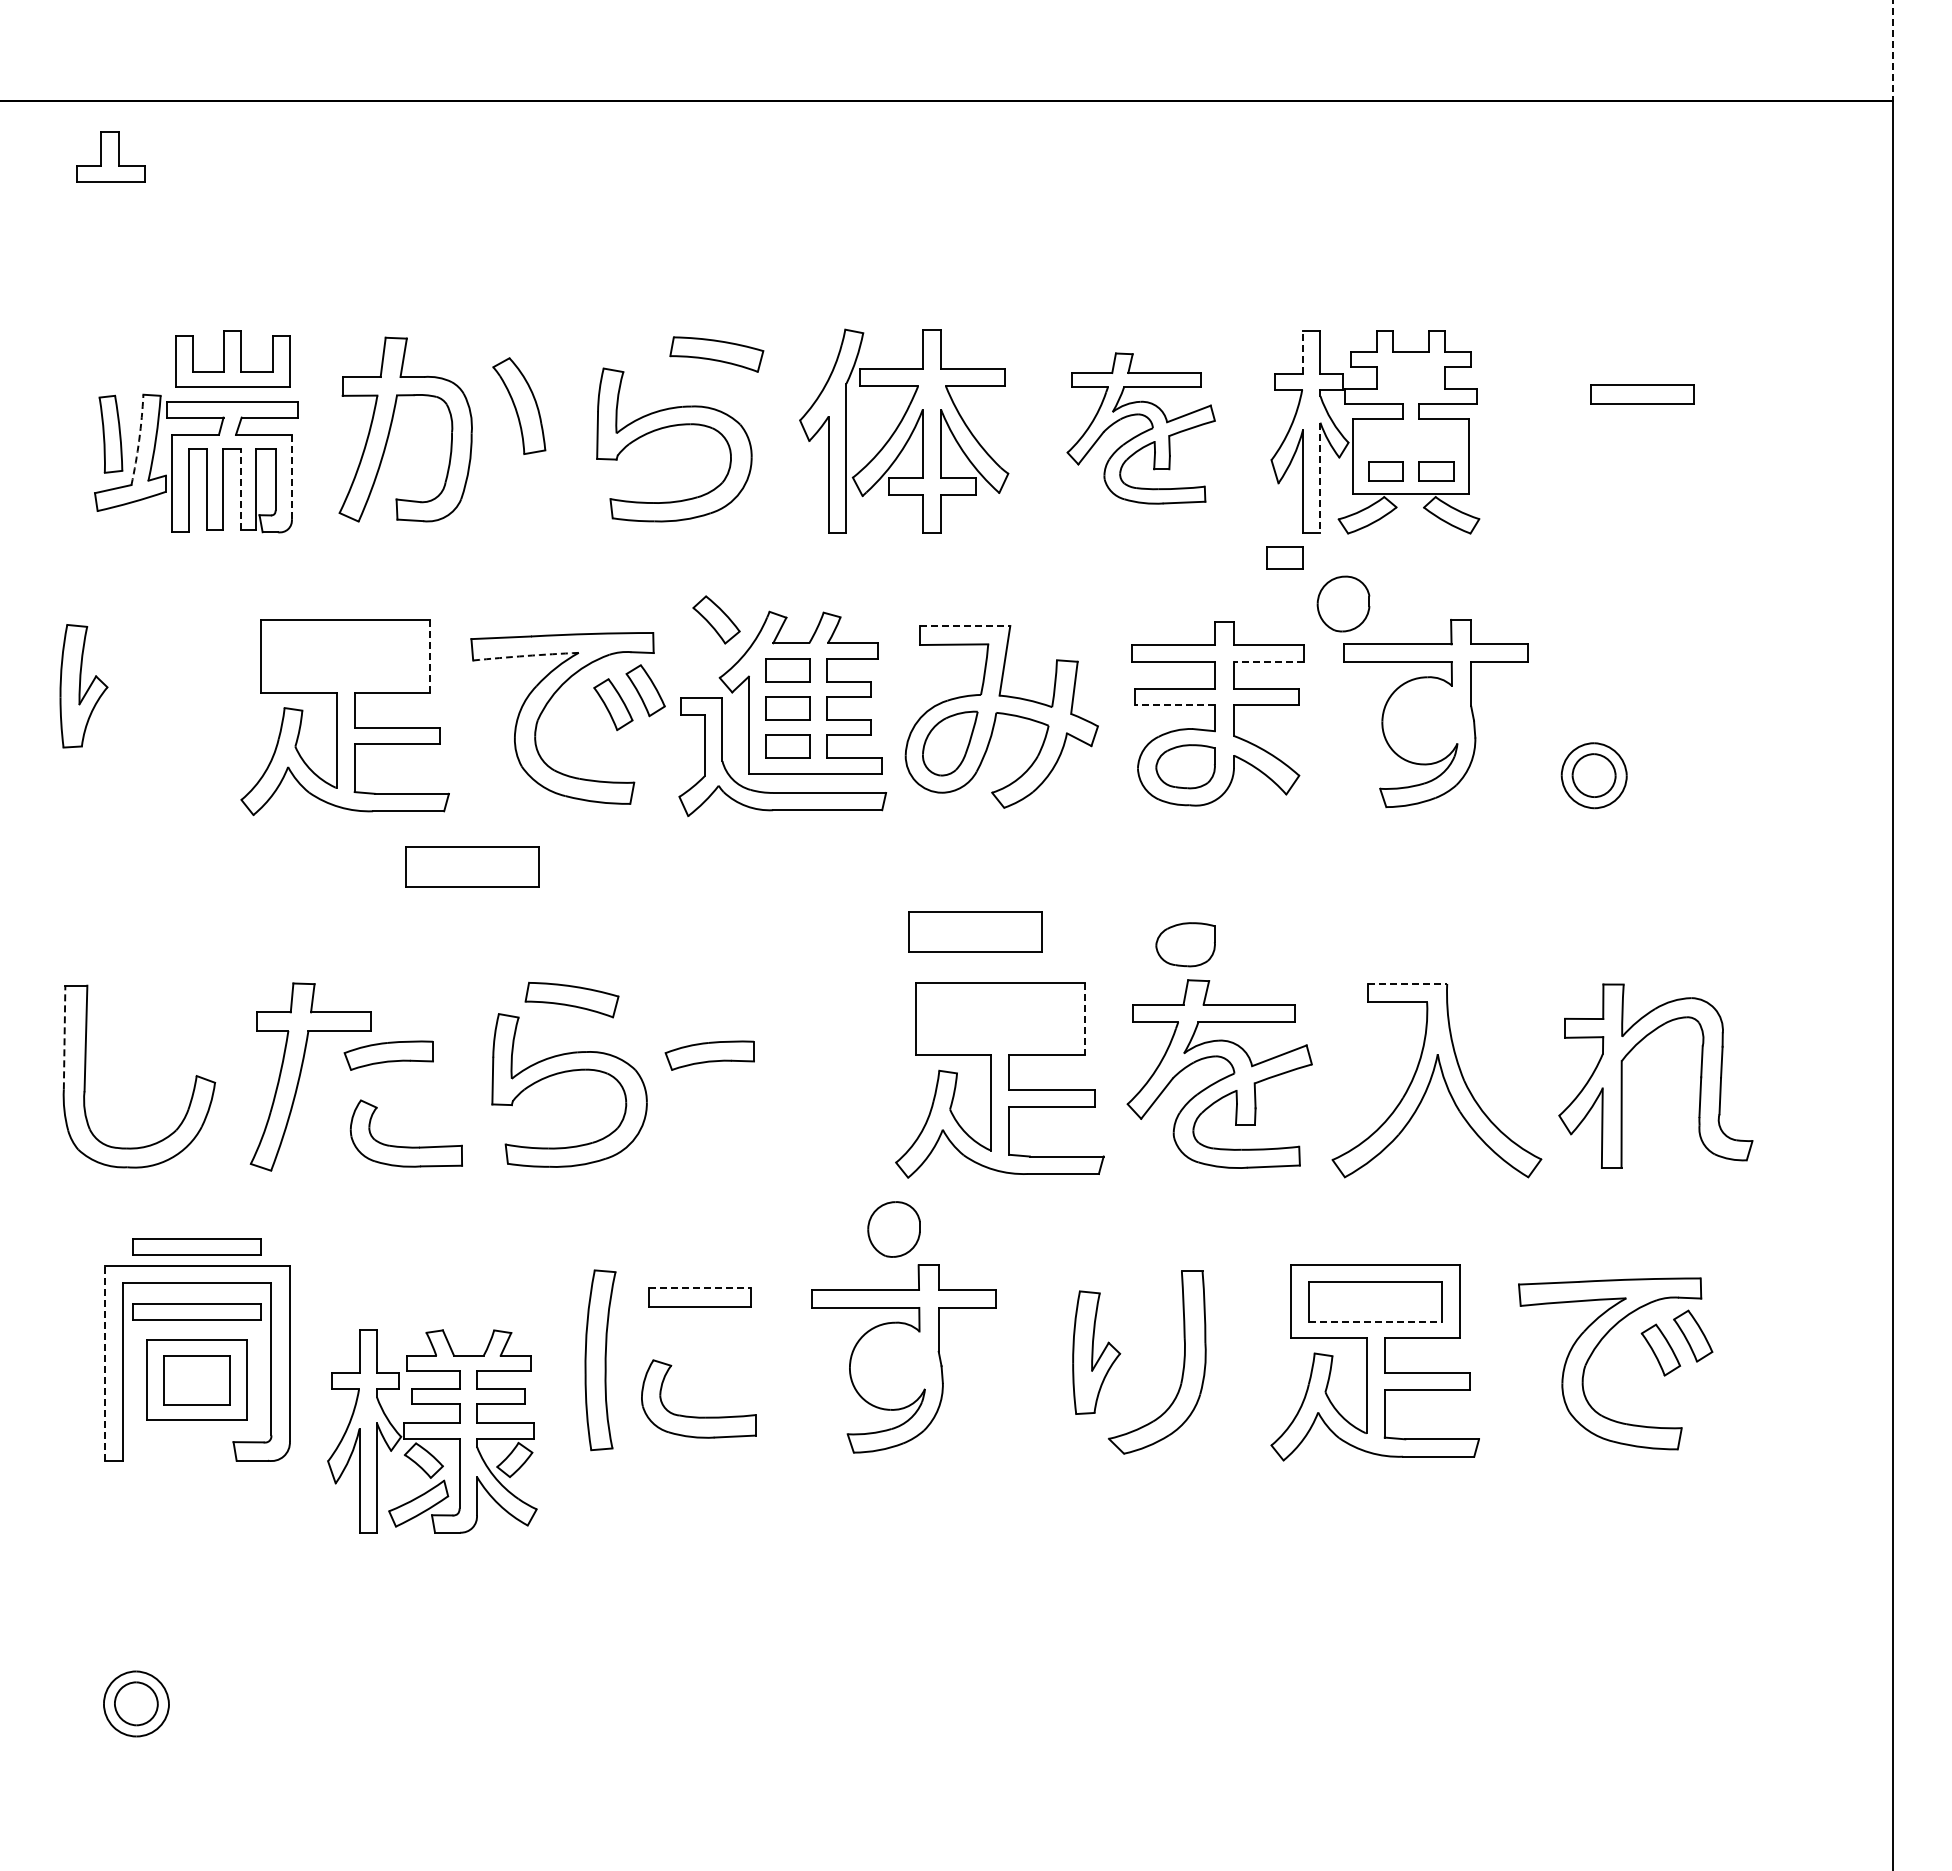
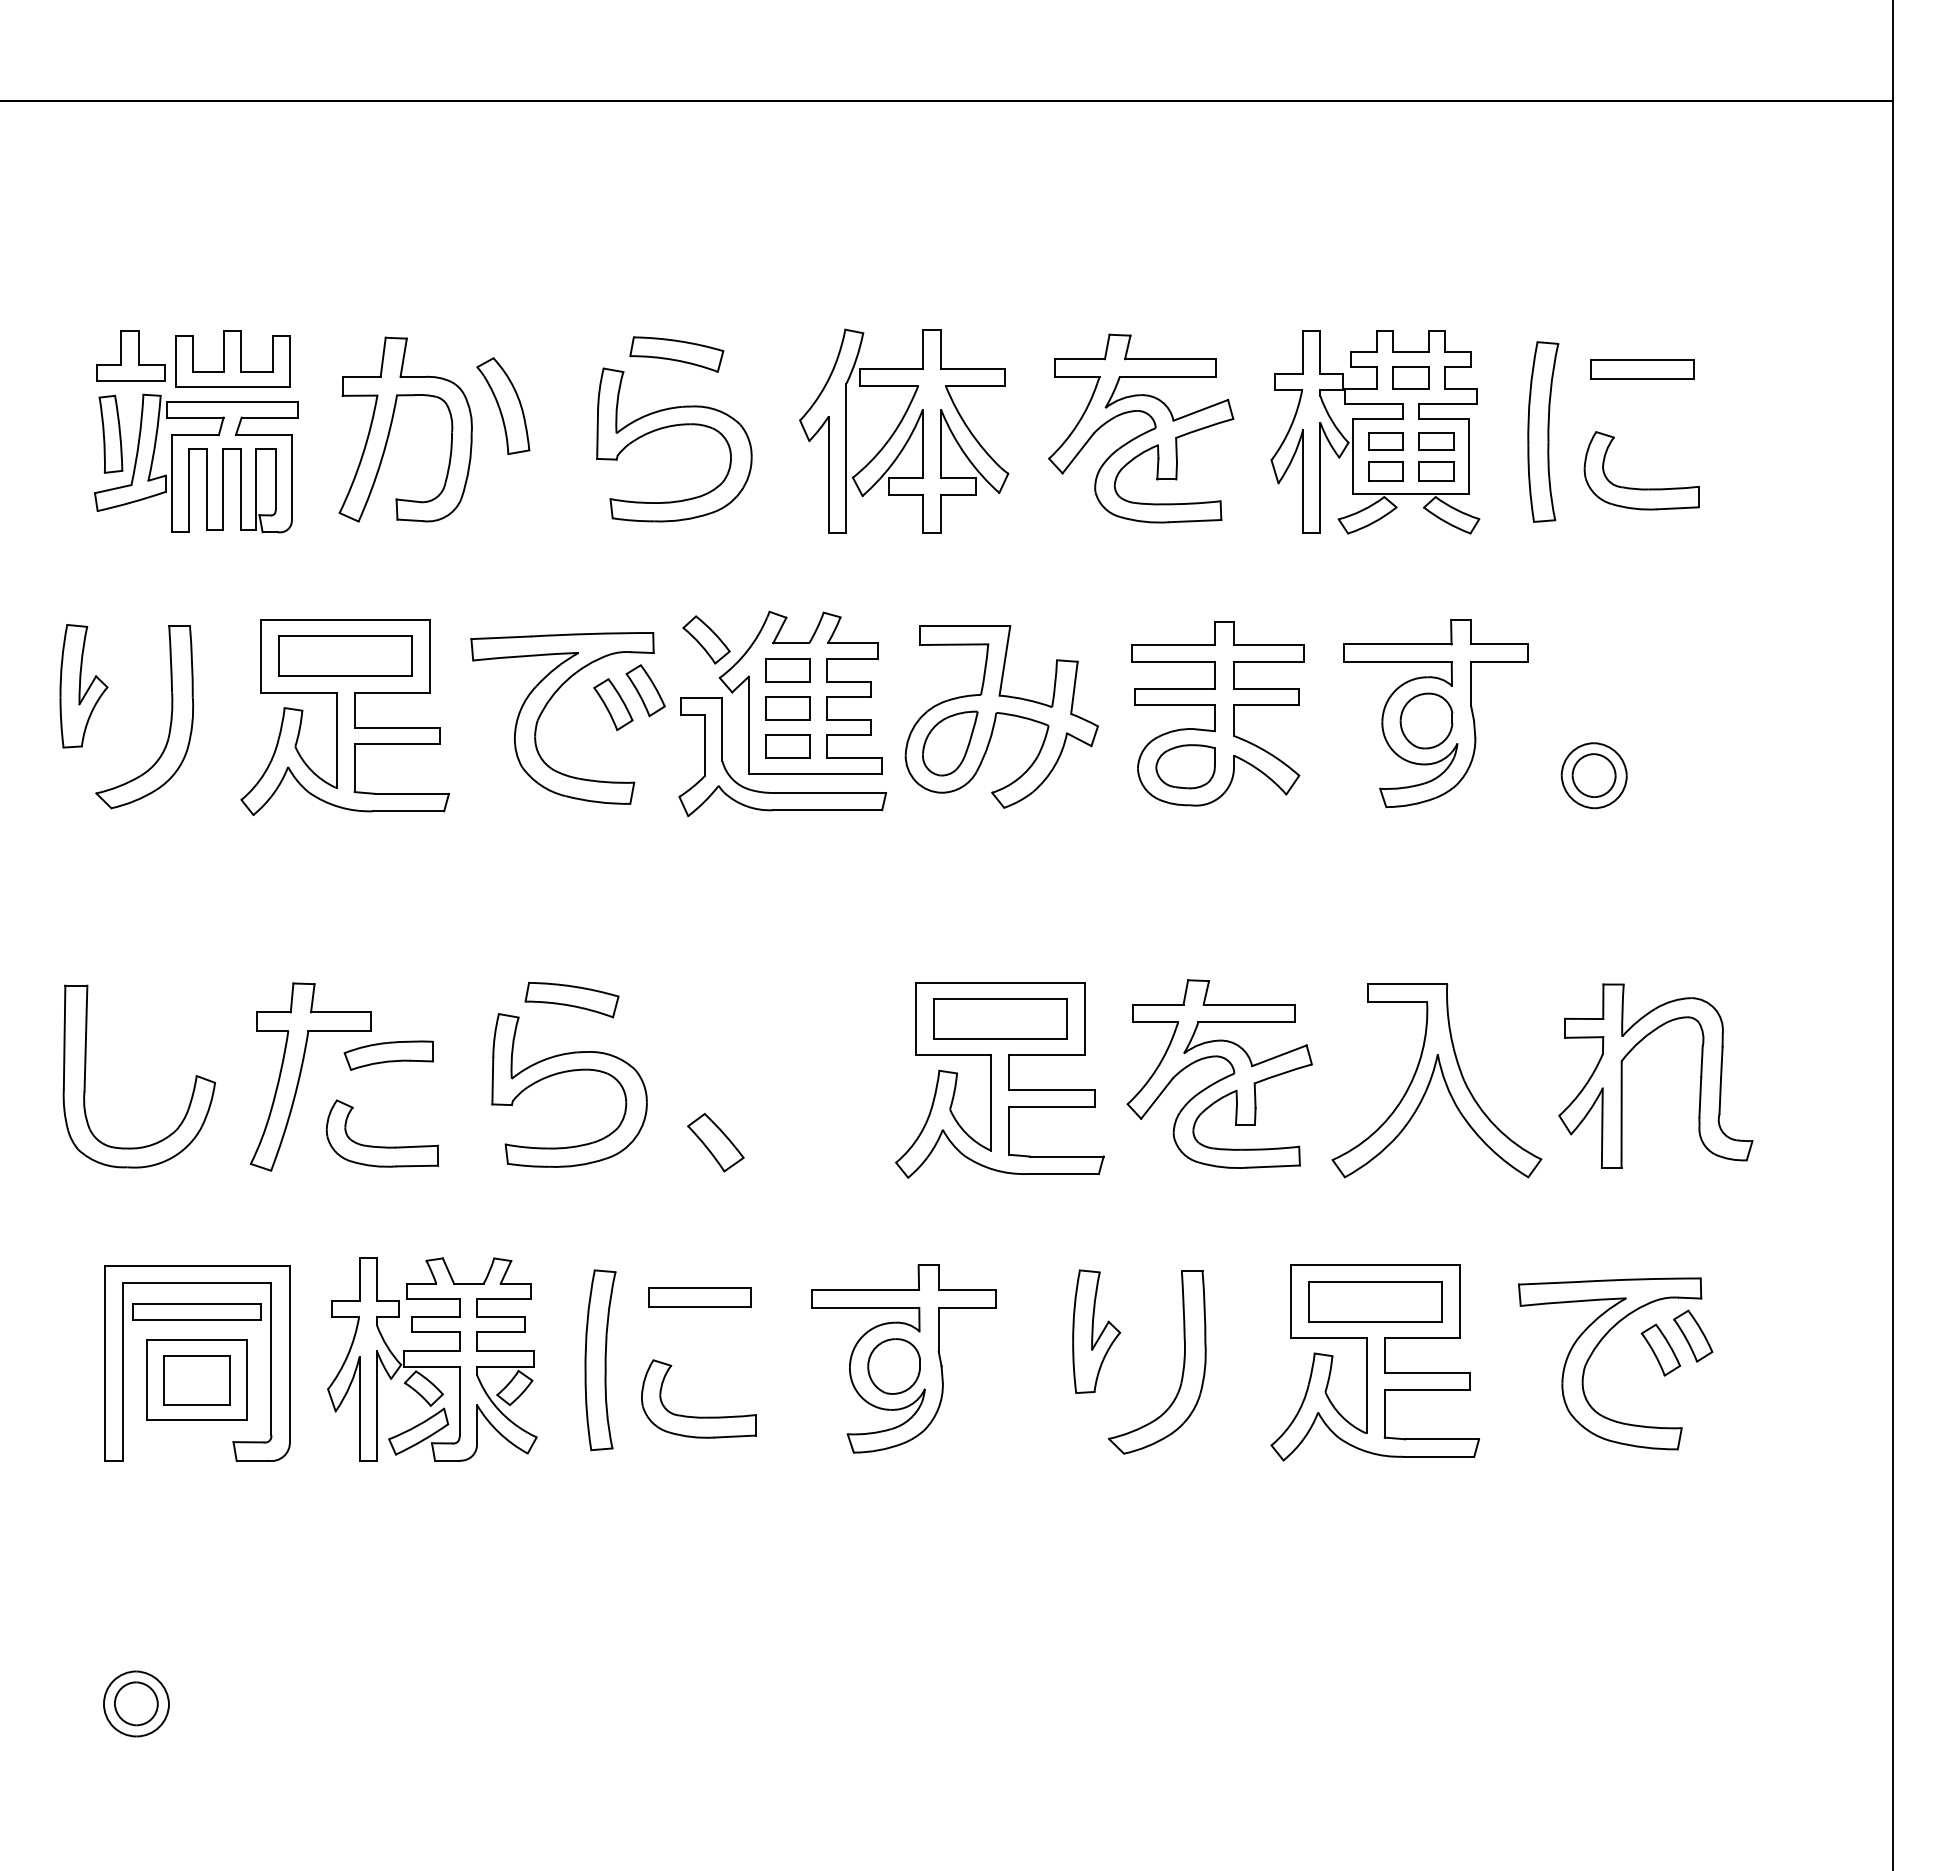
line: dashed -> solid (1893, 50)
part position: (110, 156) -> (130, 355) (130, 355)
line: dashed -> solid (1303, 352)
part position: (716, 354) -> (676, 354) (676, 354)
part position: (1642, 394) -> (1642, 369) (1642, 369)
part position: (519, 405) -> (503, 405) (503, 405)
part size: 150x153 px -> 187x191 px (1141, 428)
part: none -> present (1543, 431)
arc: dashed -> solid (139, 440)
part: none -> present (1385, 441)
part: none -> present (1436, 441)
line: dashed -> solid (291, 477)
line: dashed -> solid (1320, 478)
part: none -> present (1641, 488)
line: dashed -> solid (241, 489)
part position: (1284, 557) -> (1410, 377) (1410, 377)
part position: (1343, 603) -> (1426, 720) (1426, 720)
part position: (716, 619) -> (706, 639) (706, 639)
line: dashed -> solid (965, 626)
arc: dashed -> solid (525, 655)
line: dashed -> solid (430, 656)
line: dashed -> solid (1268, 661)
line: dashed -> solid (1174, 705)
part: none -> present (170, 717)
part position: (472, 866) -> (345, 655) (345, 655)
part position: (975, 931) -> (1000, 1018) (1000, 1018)
part: present -> none (1185, 944)
line: dashed -> solid (1407, 983)
line: dashed -> solid (1084, 1019)
line: dashed -> solid (64, 1037)
part: present -> none (709, 1055)
part: none -> present (715, 1142)
part position: (405, 1146) -> (381, 1146) (381, 1146)
part position: (893, 1229) -> (893, 1366) (893, 1366)
part: present -> none (196, 1246)
line: dashed -> solid (700, 1288)
line: dashed -> solid (1376, 1321)
part position: (1096, 1352) -> (1096, 1331) (1096, 1331)
line: dashed -> solid (104, 1362)
part position: (432, 1431) -> (432, 1359) (432, 1359)
